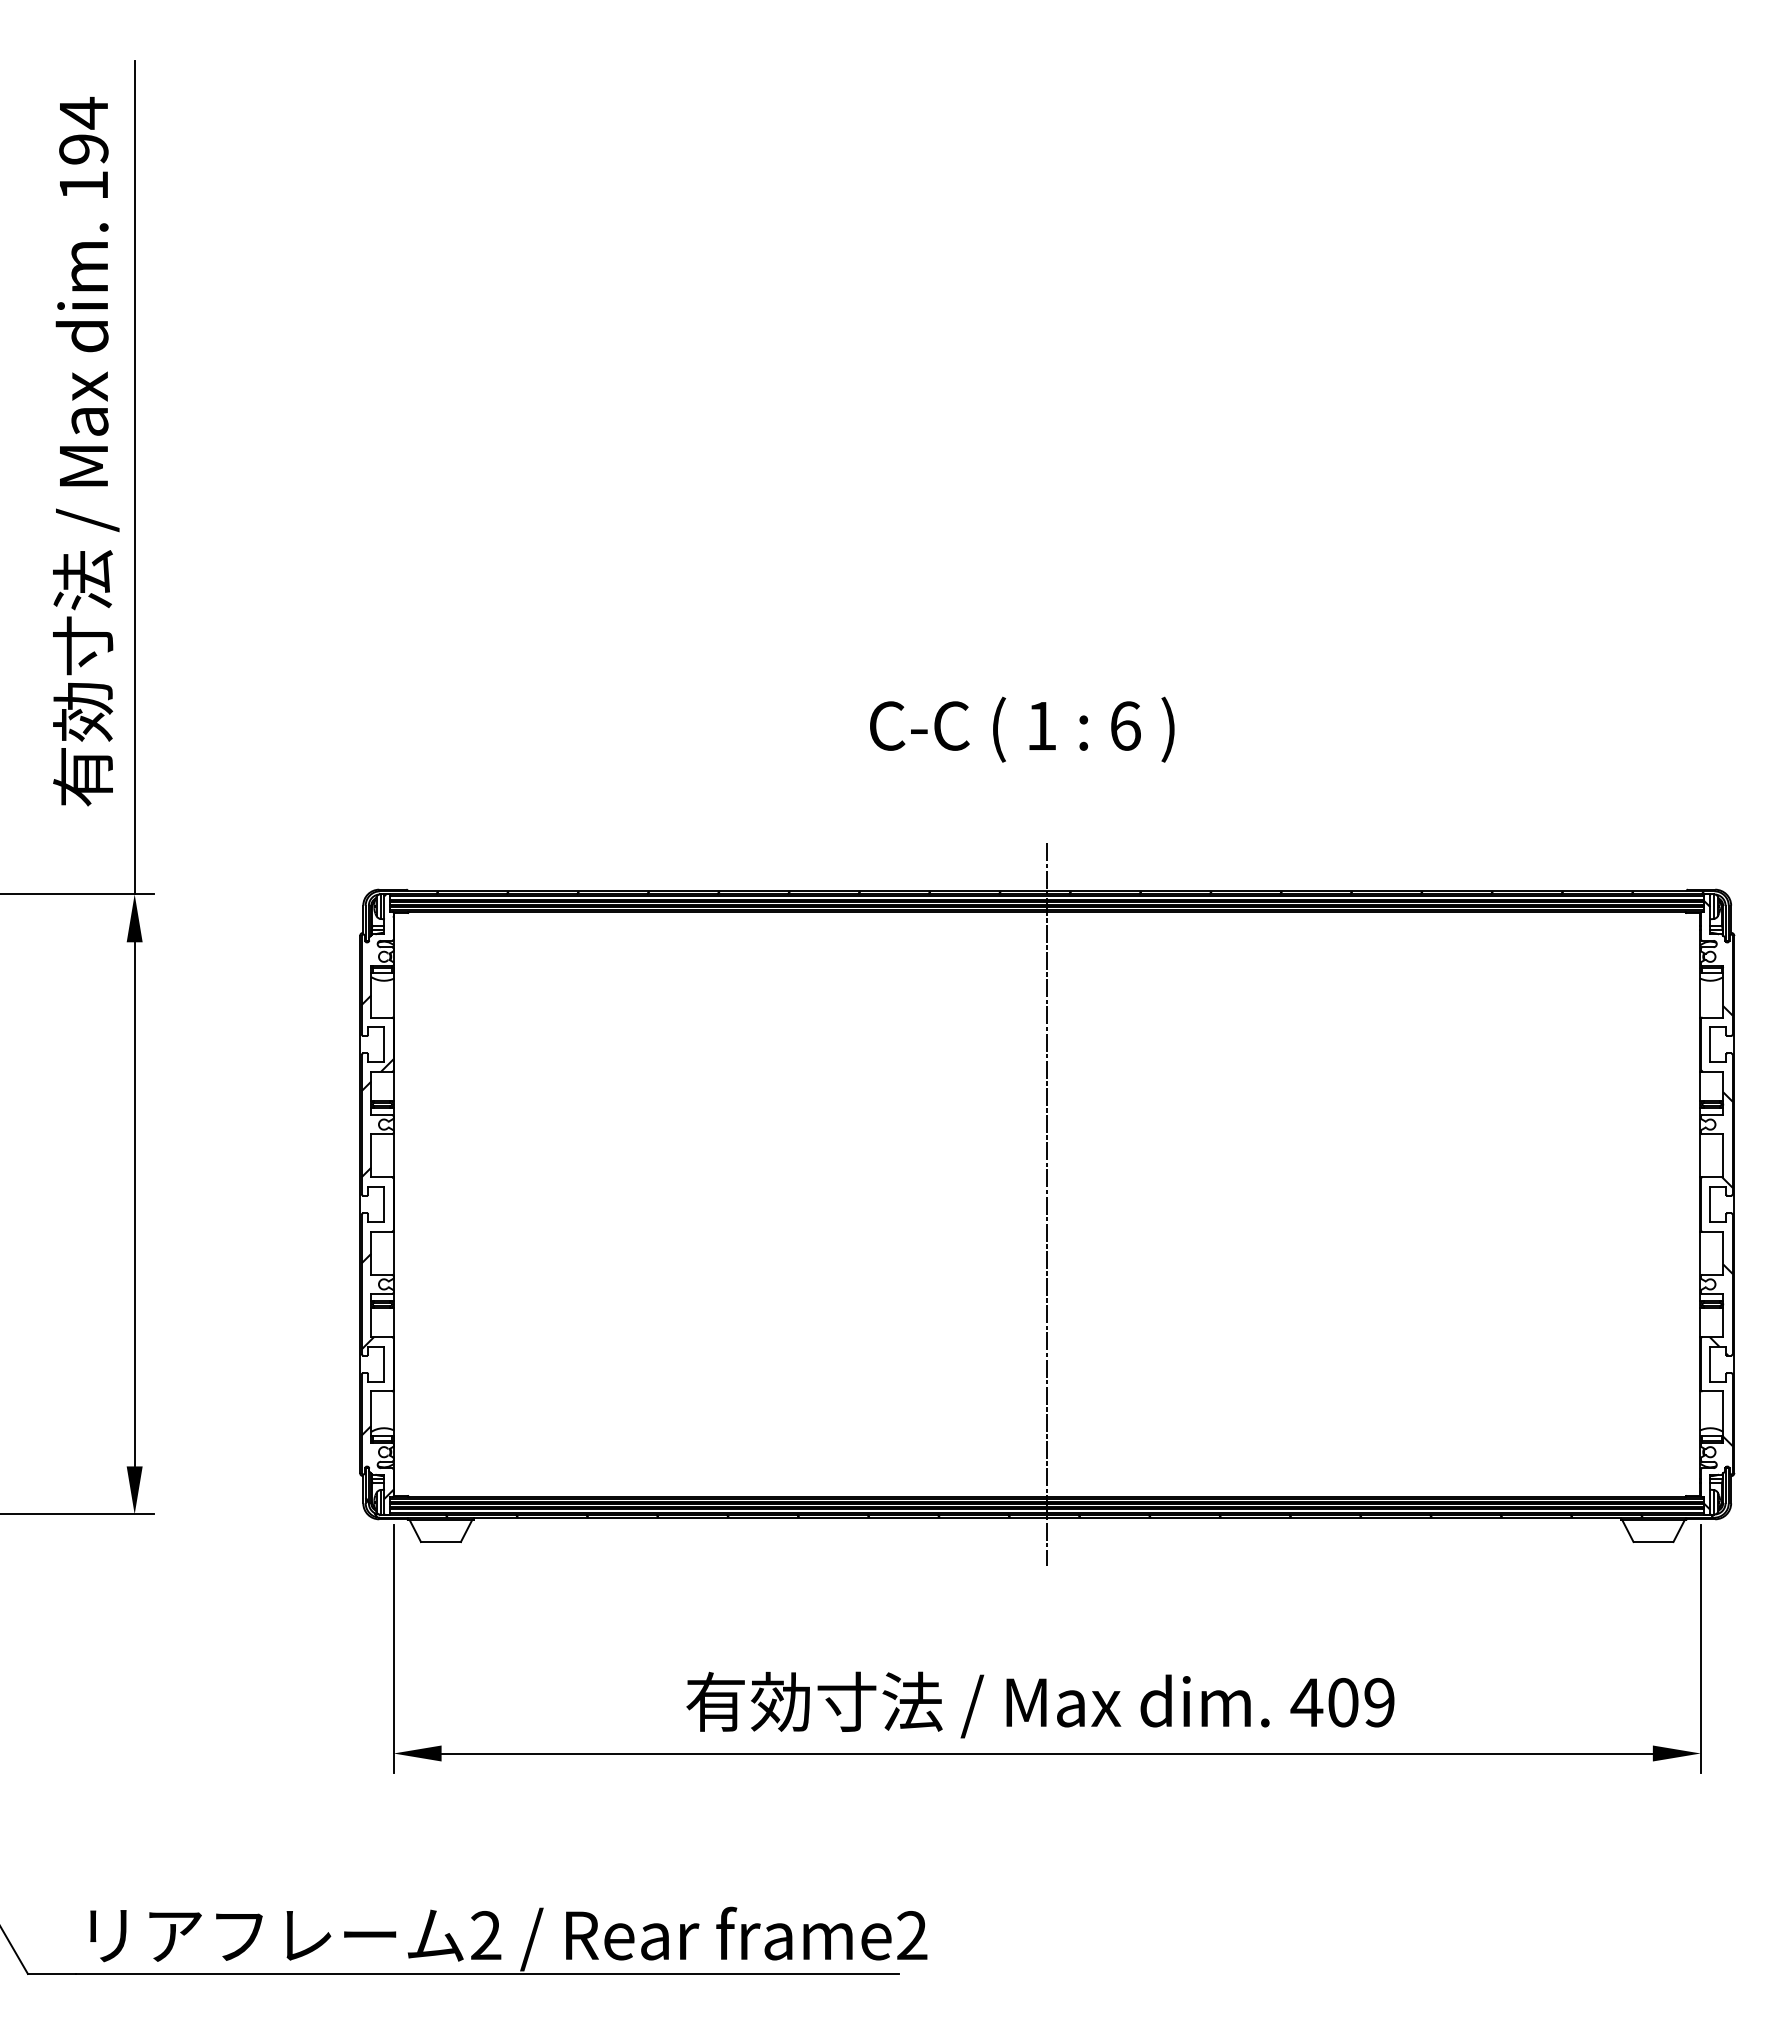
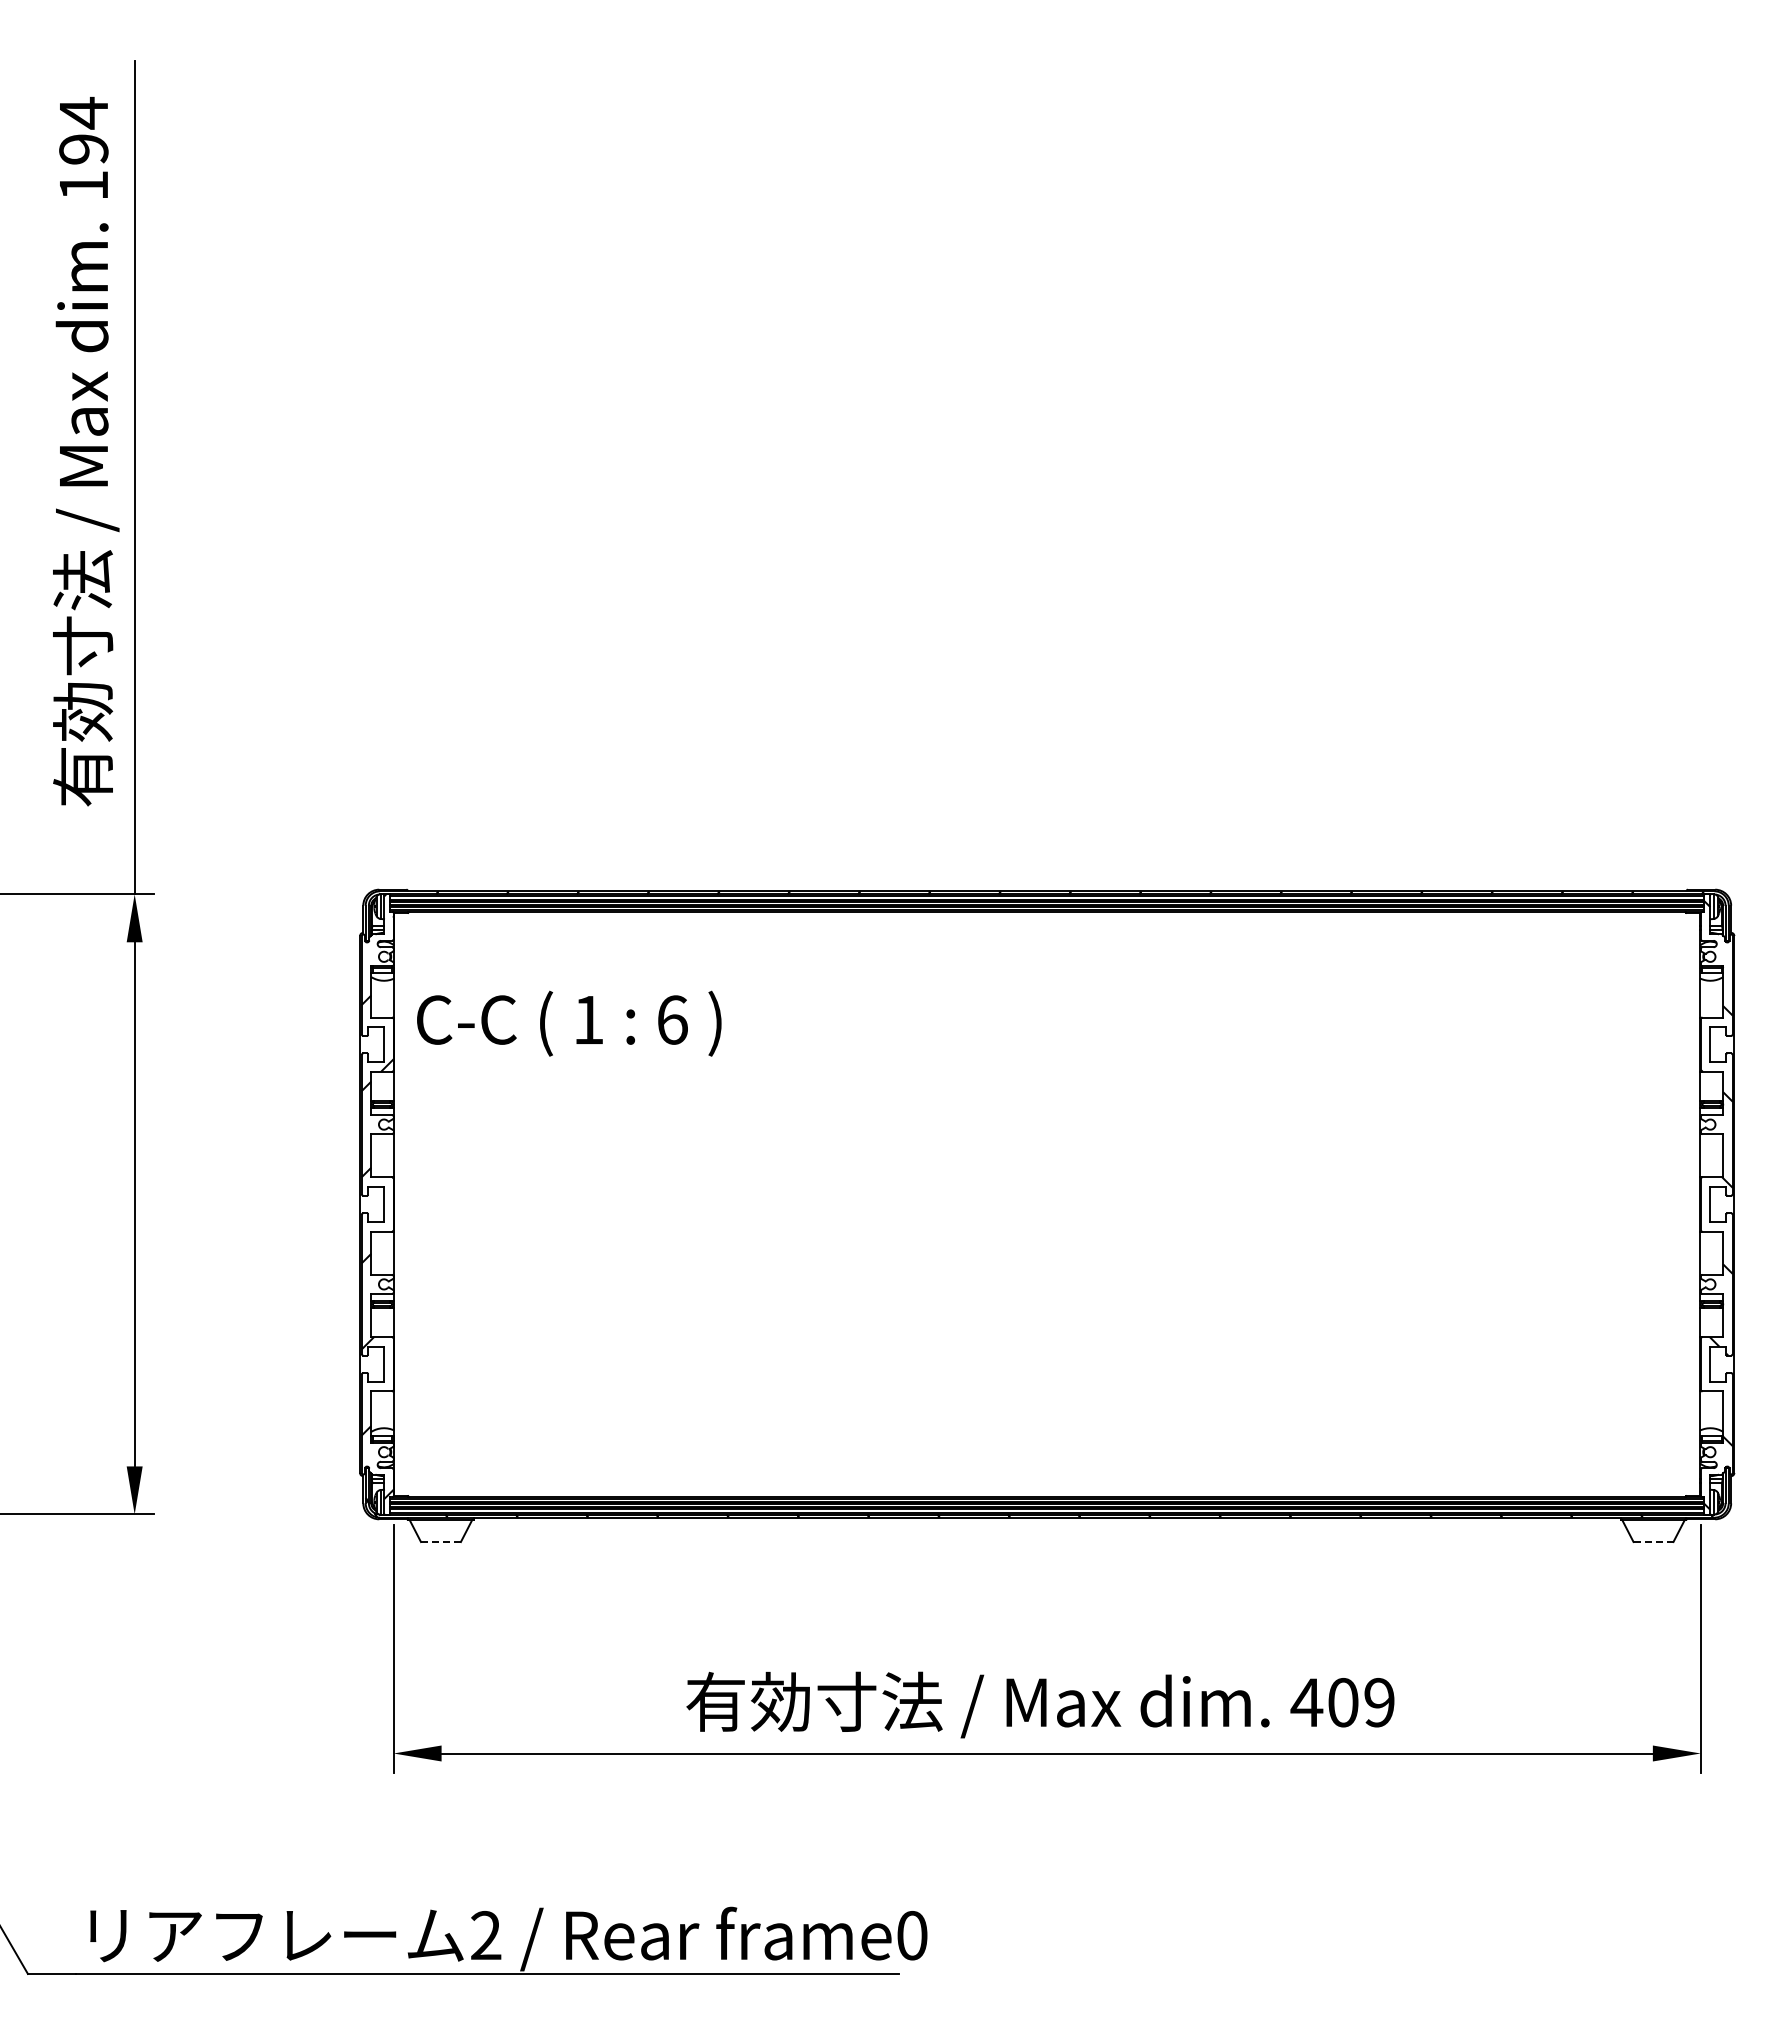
text position: (1022, 729) -> (569, 1023) (569, 1023)
line: present -> none (1047, 1204)
line: solid -> dashed (440, 1542)
line: solid -> dashed (1653, 1542)
text: frame2 -> frame0 (912, 1935)
